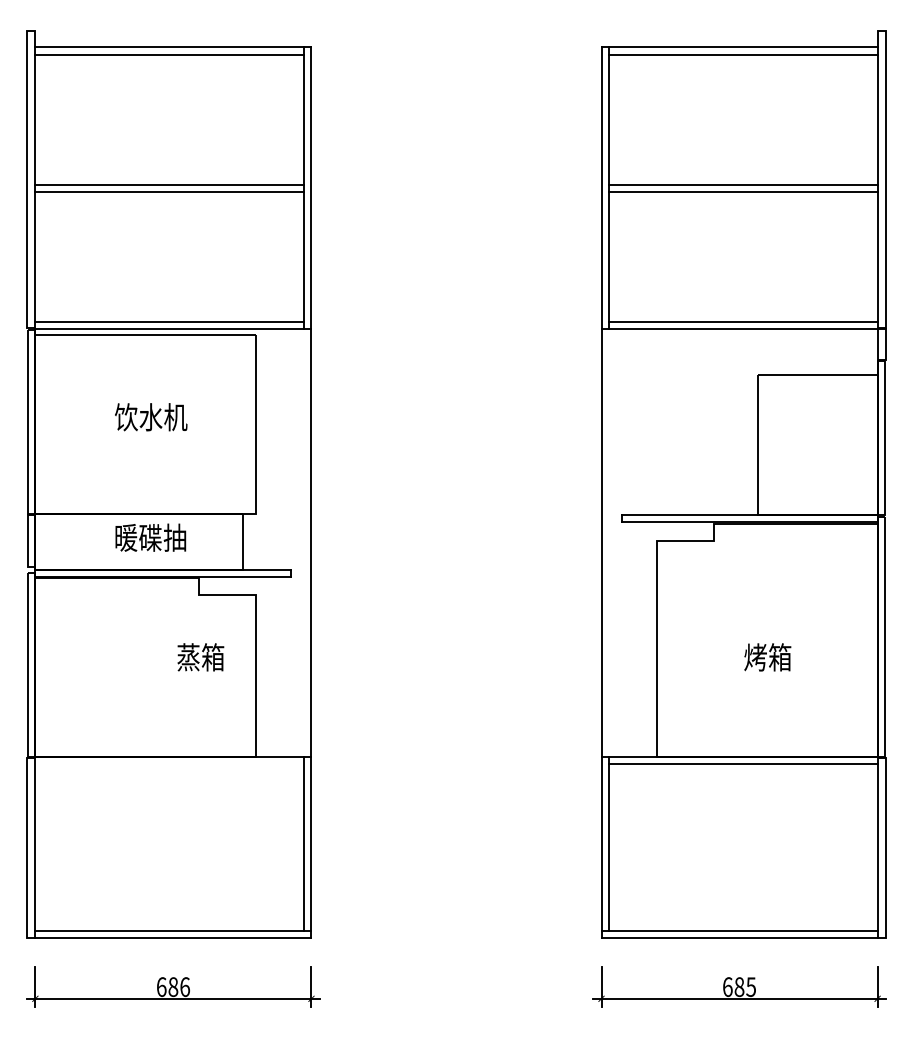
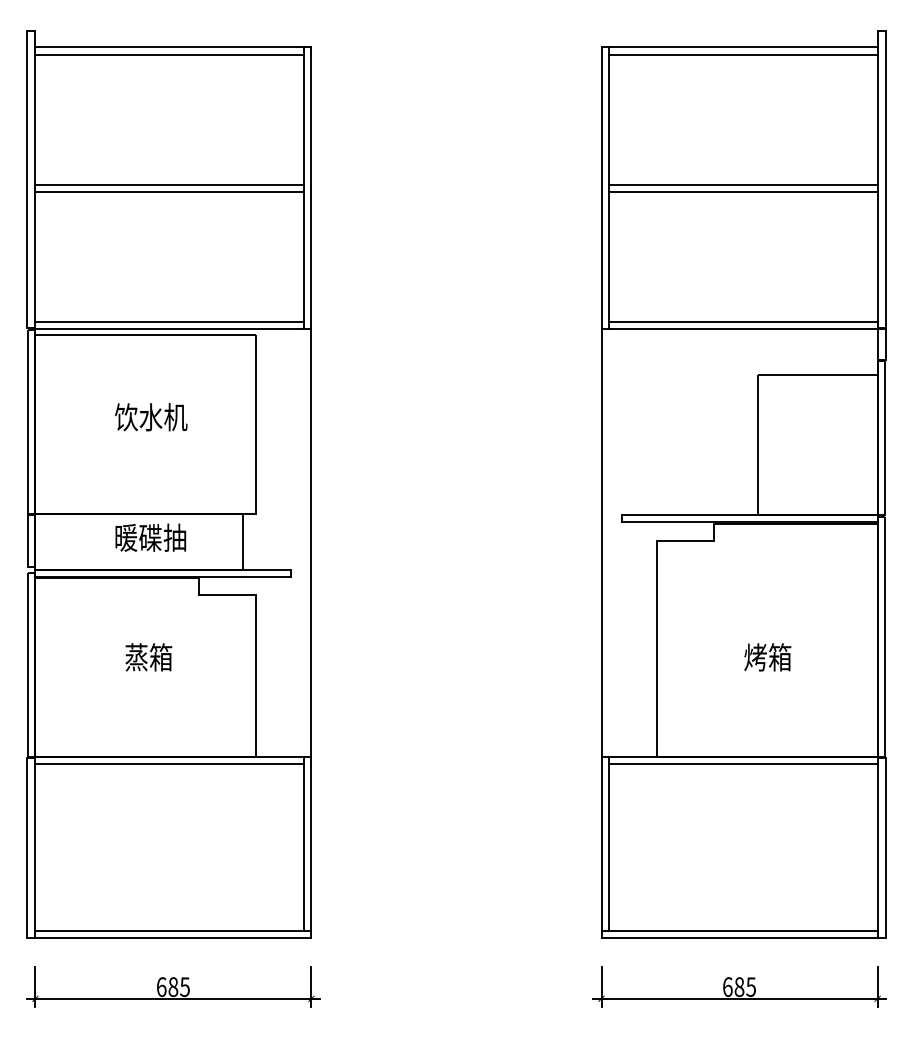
text position: (200, 657) -> (148, 657) (148, 657)
line: none -> present (169, 763)
text: 686 -> 685 (185, 986)
